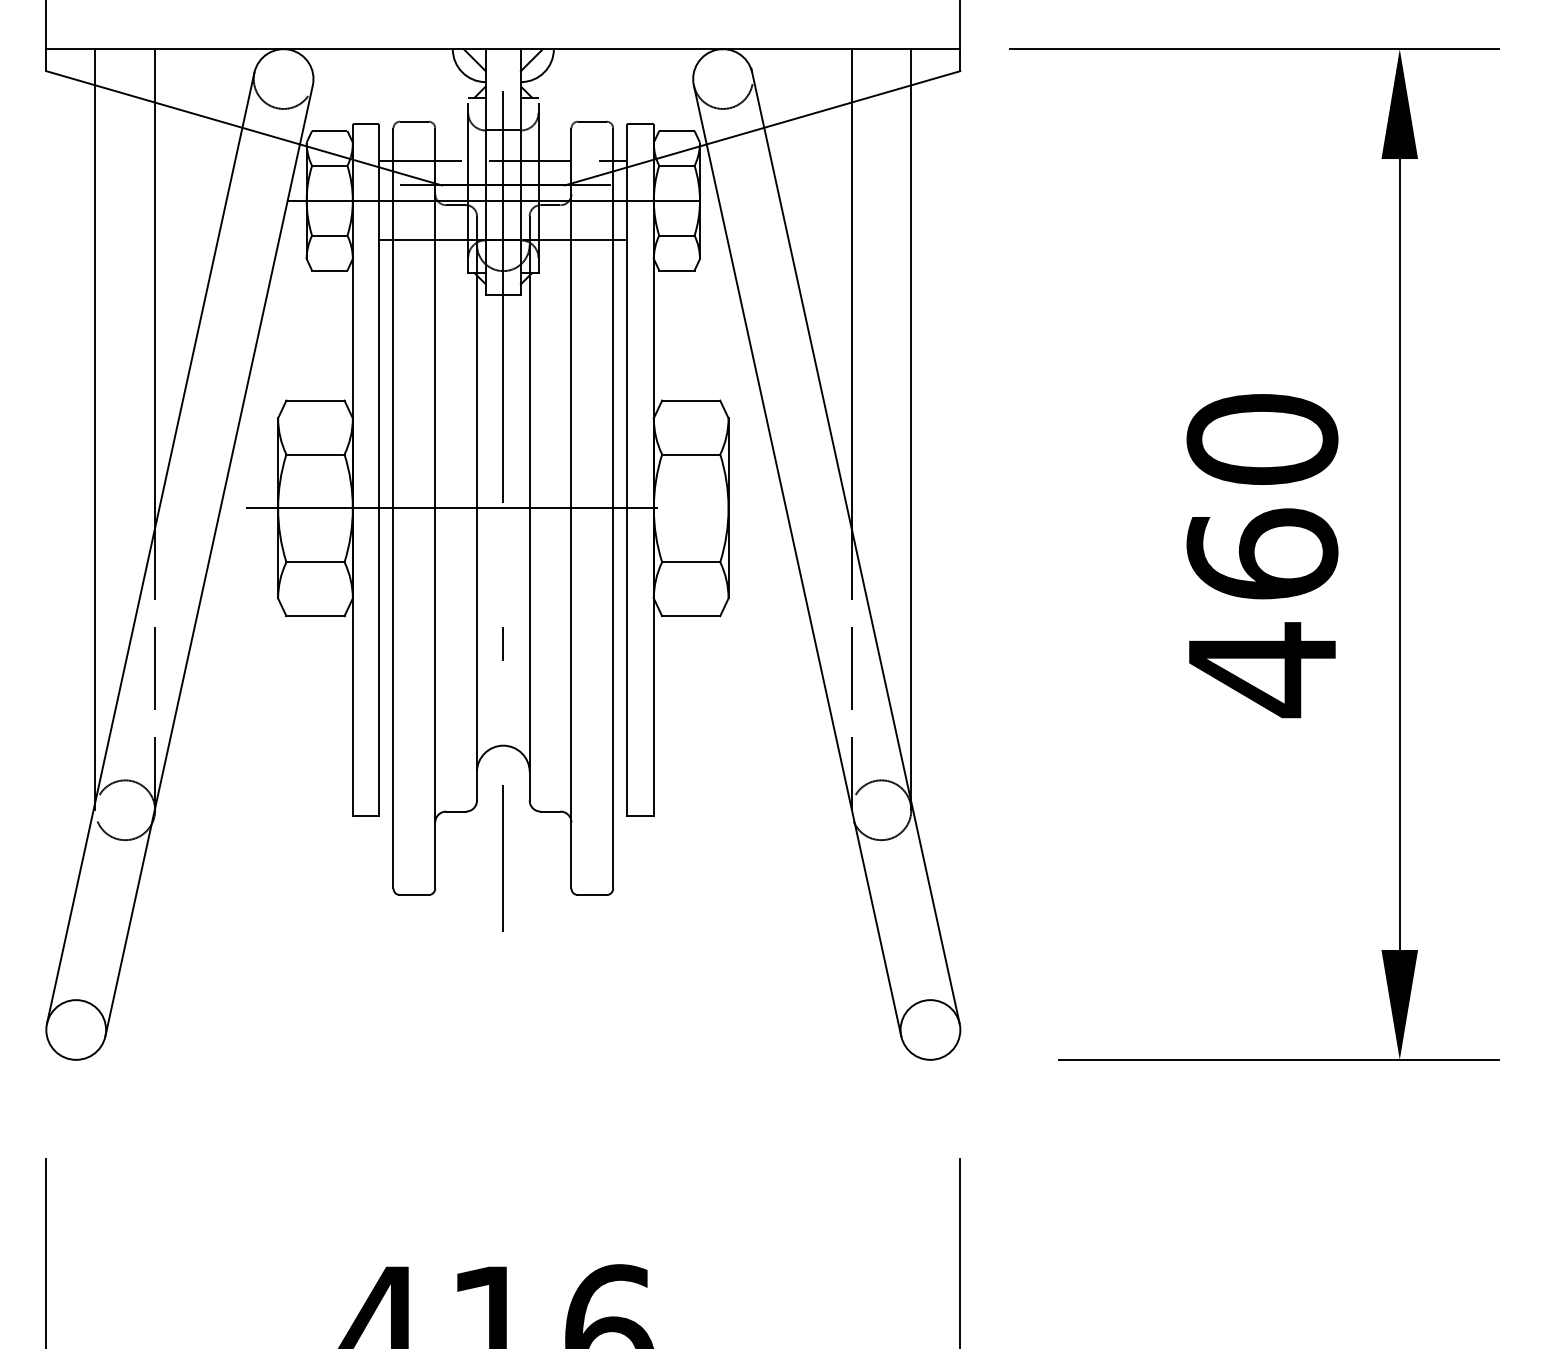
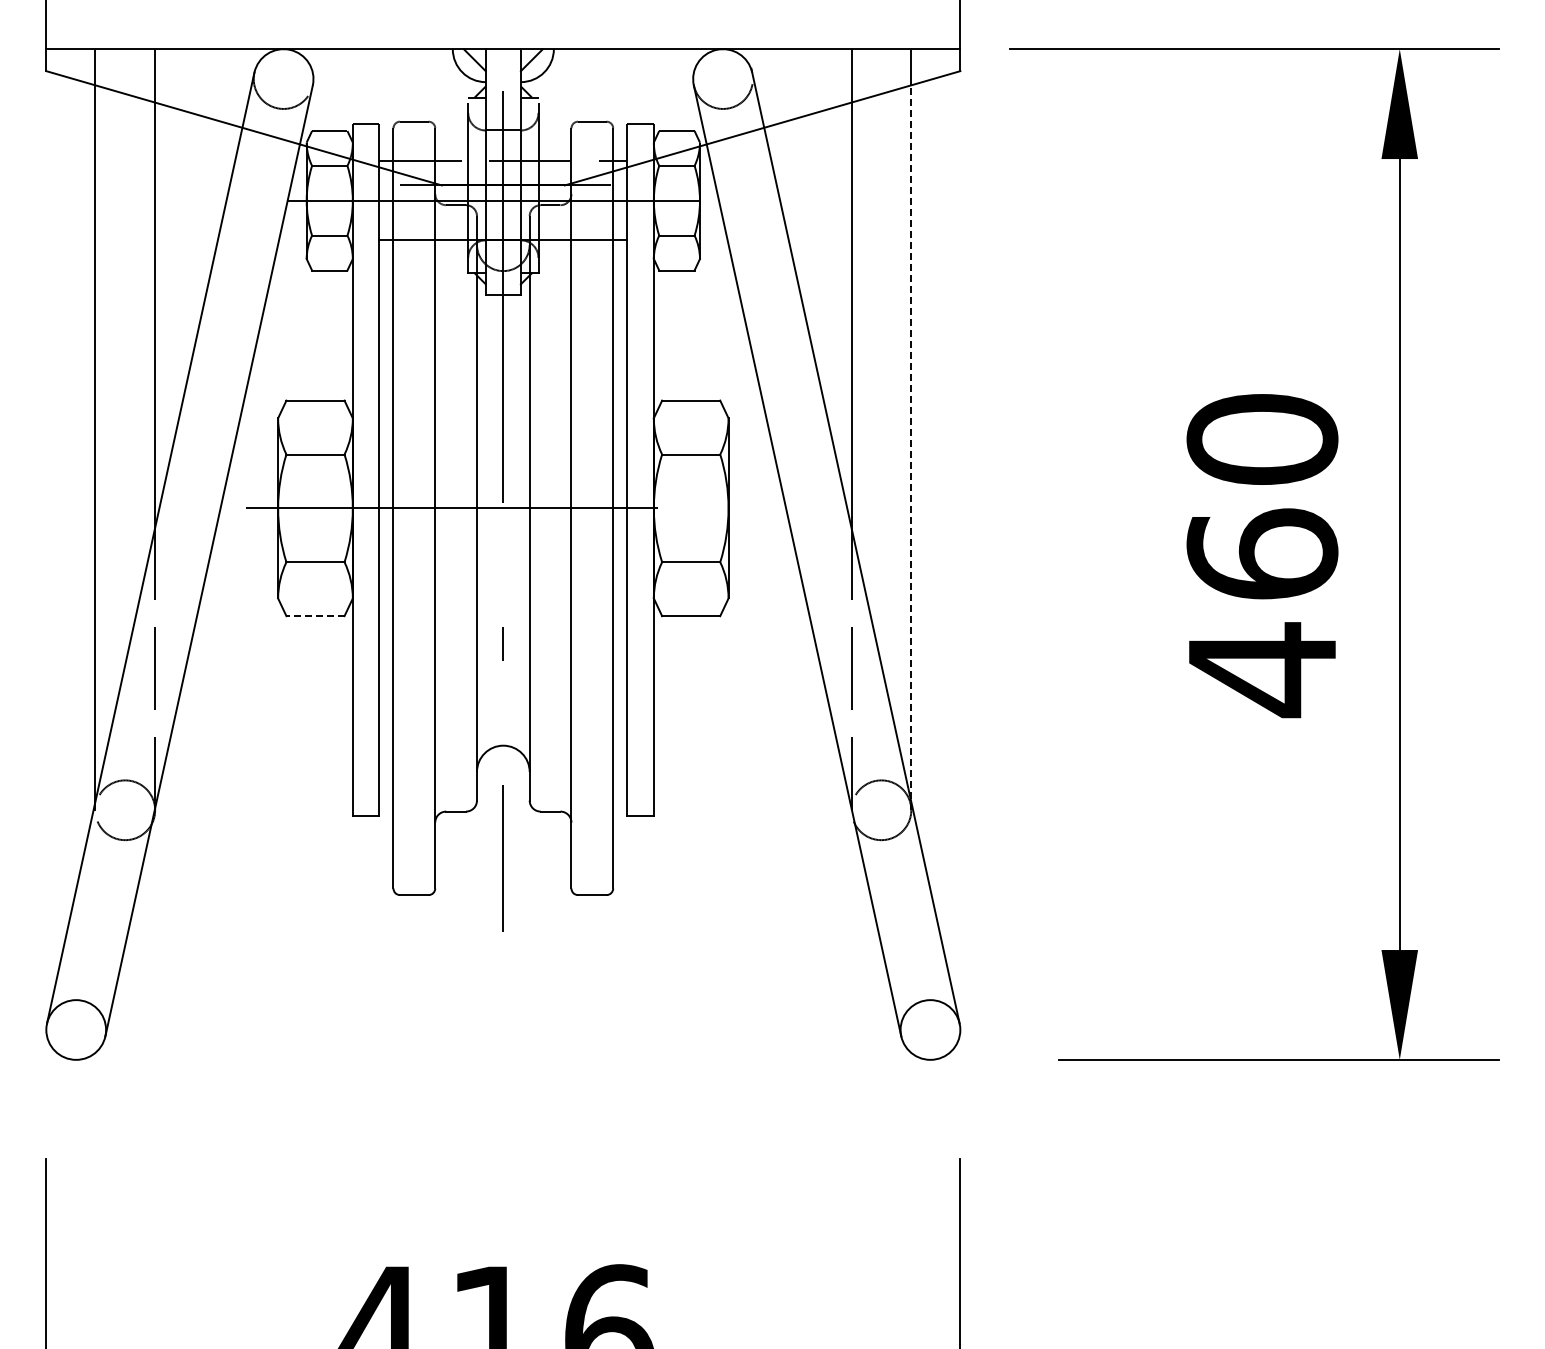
line: solid -> dashed (911, 447)
line: solid -> dashed (315, 616)
